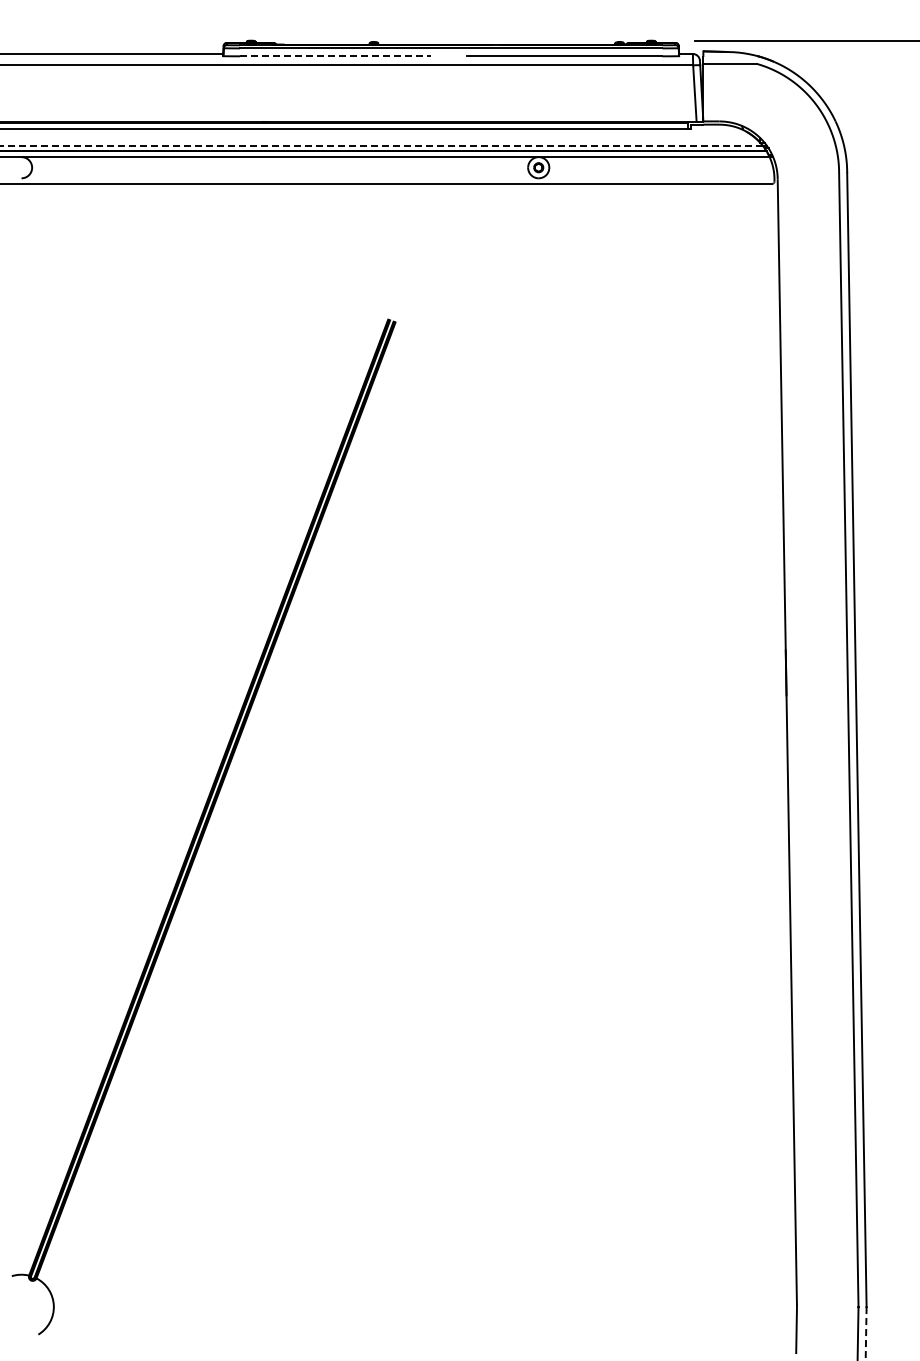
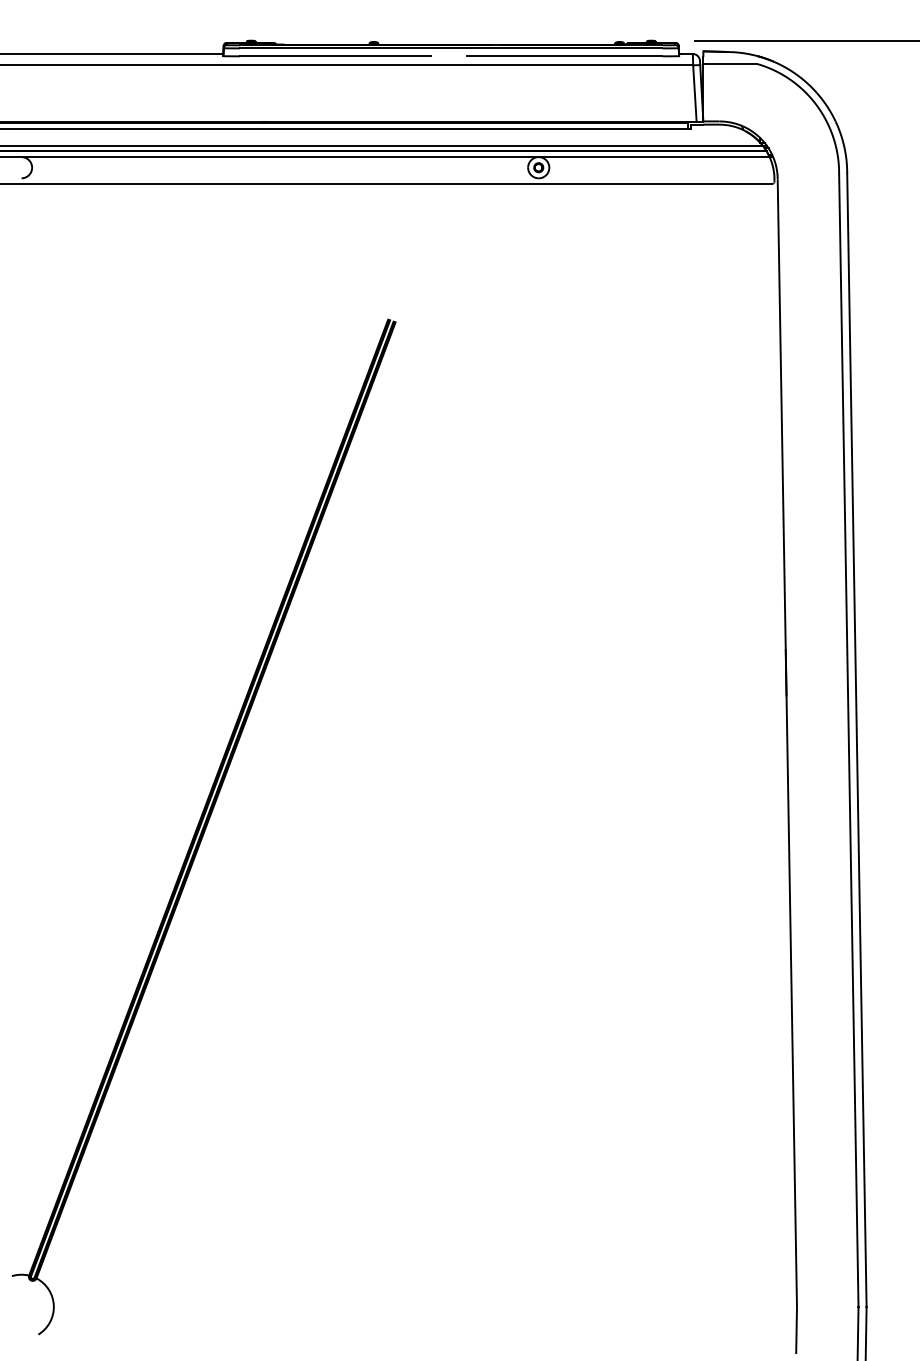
line: dashed -> solid (335, 56)
line: dashed -> solid (381, 145)
line: dashed -> solid (866, 1334)
